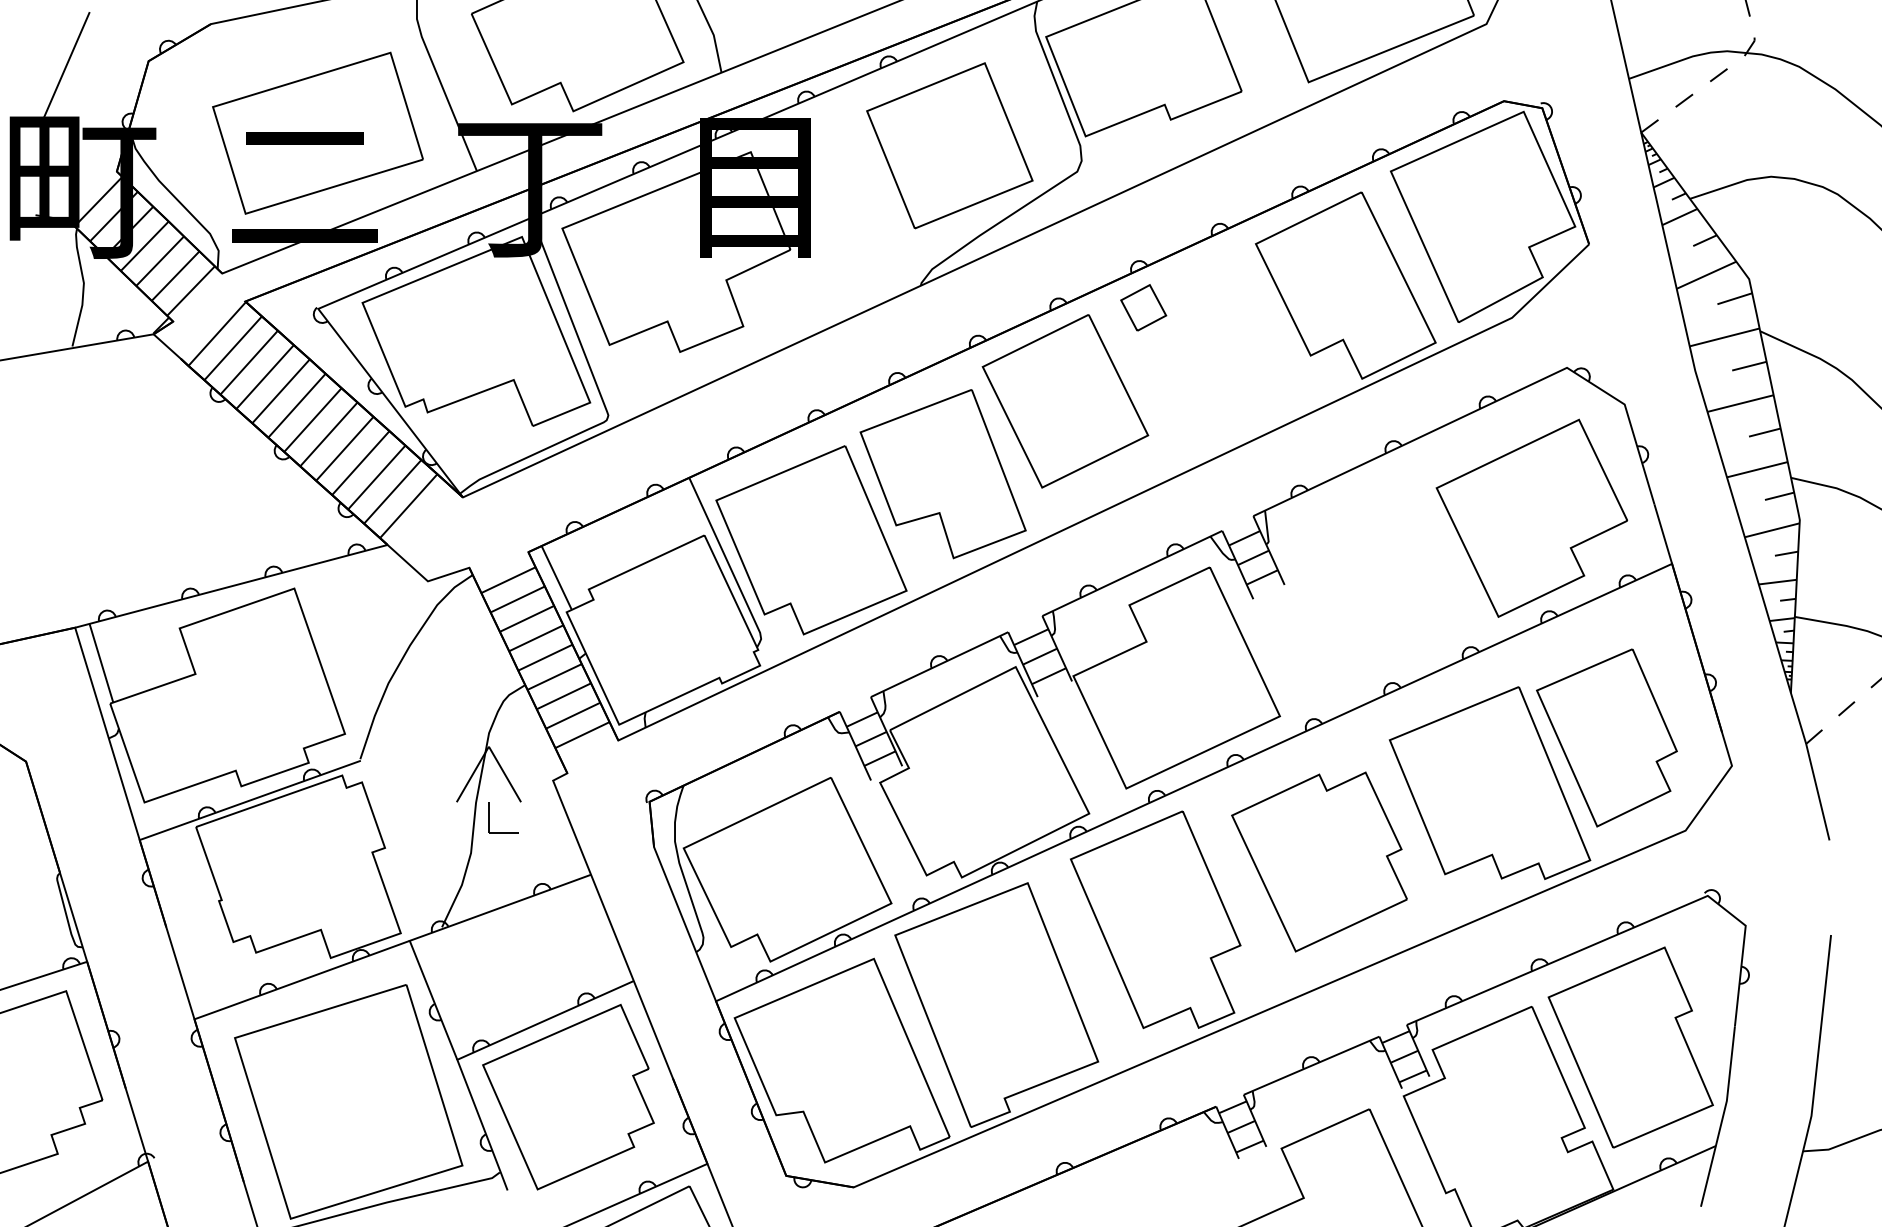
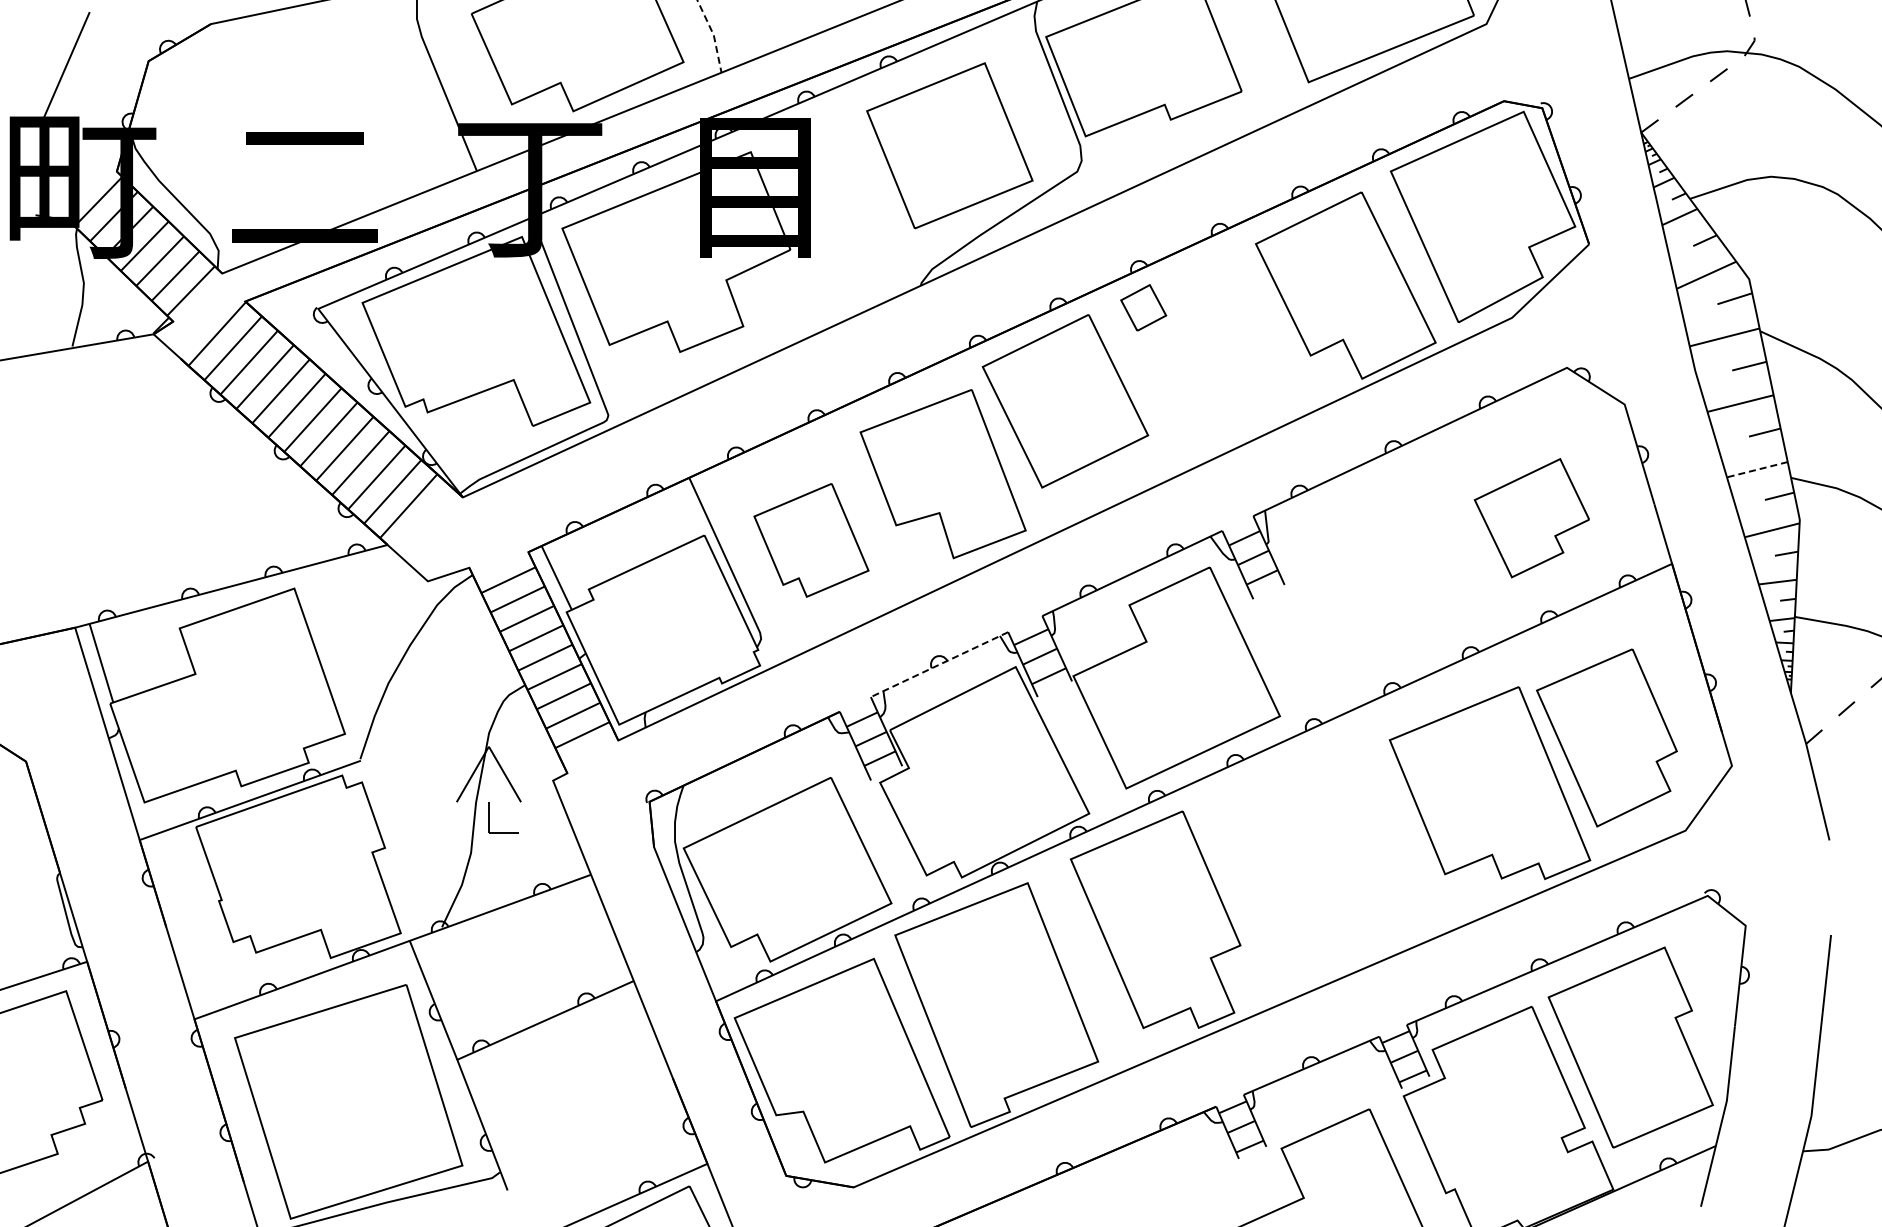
line: solid -> dashed (713, 35)
part: present -> none (317, 132)
line: solid -> dashed (1756, 469)
part size: 194x200 px -> 117x121 px (1531, 518)
part size: 193x191 px -> 117x115 px (811, 540)
line: solid -> dashed (939, 664)
part: present -> none (1319, 861)
part: present -> none (568, 1097)
